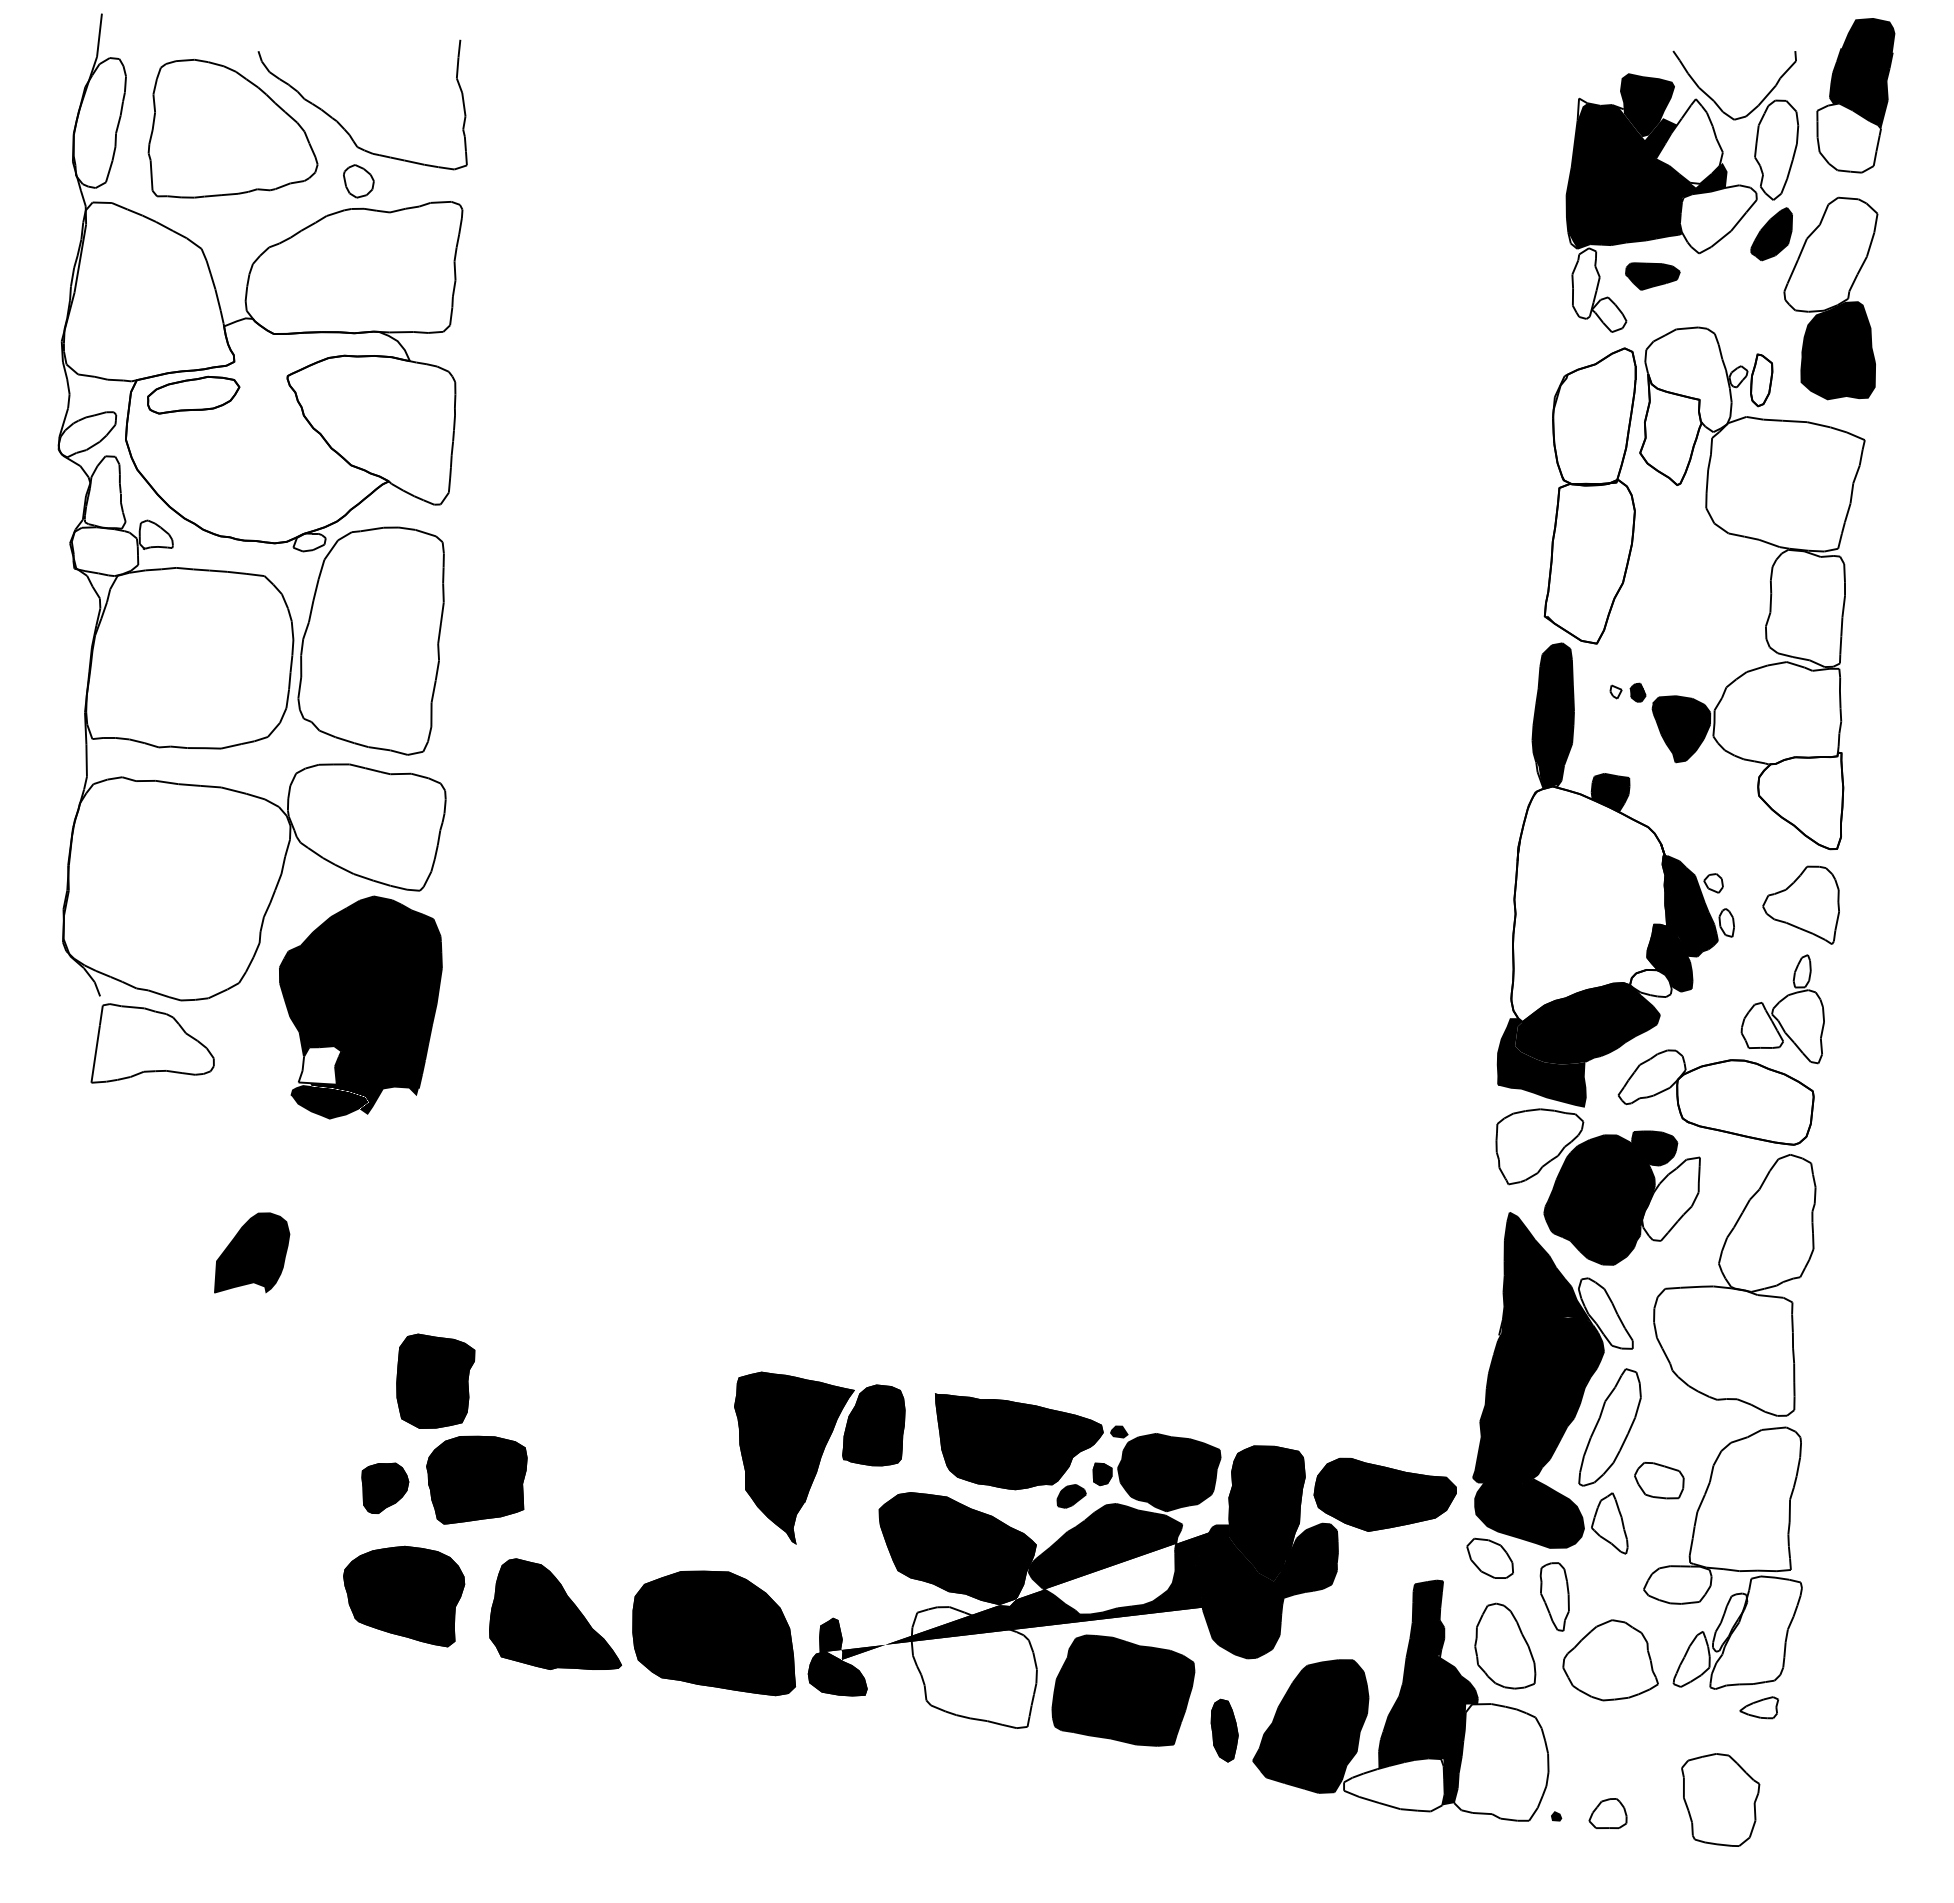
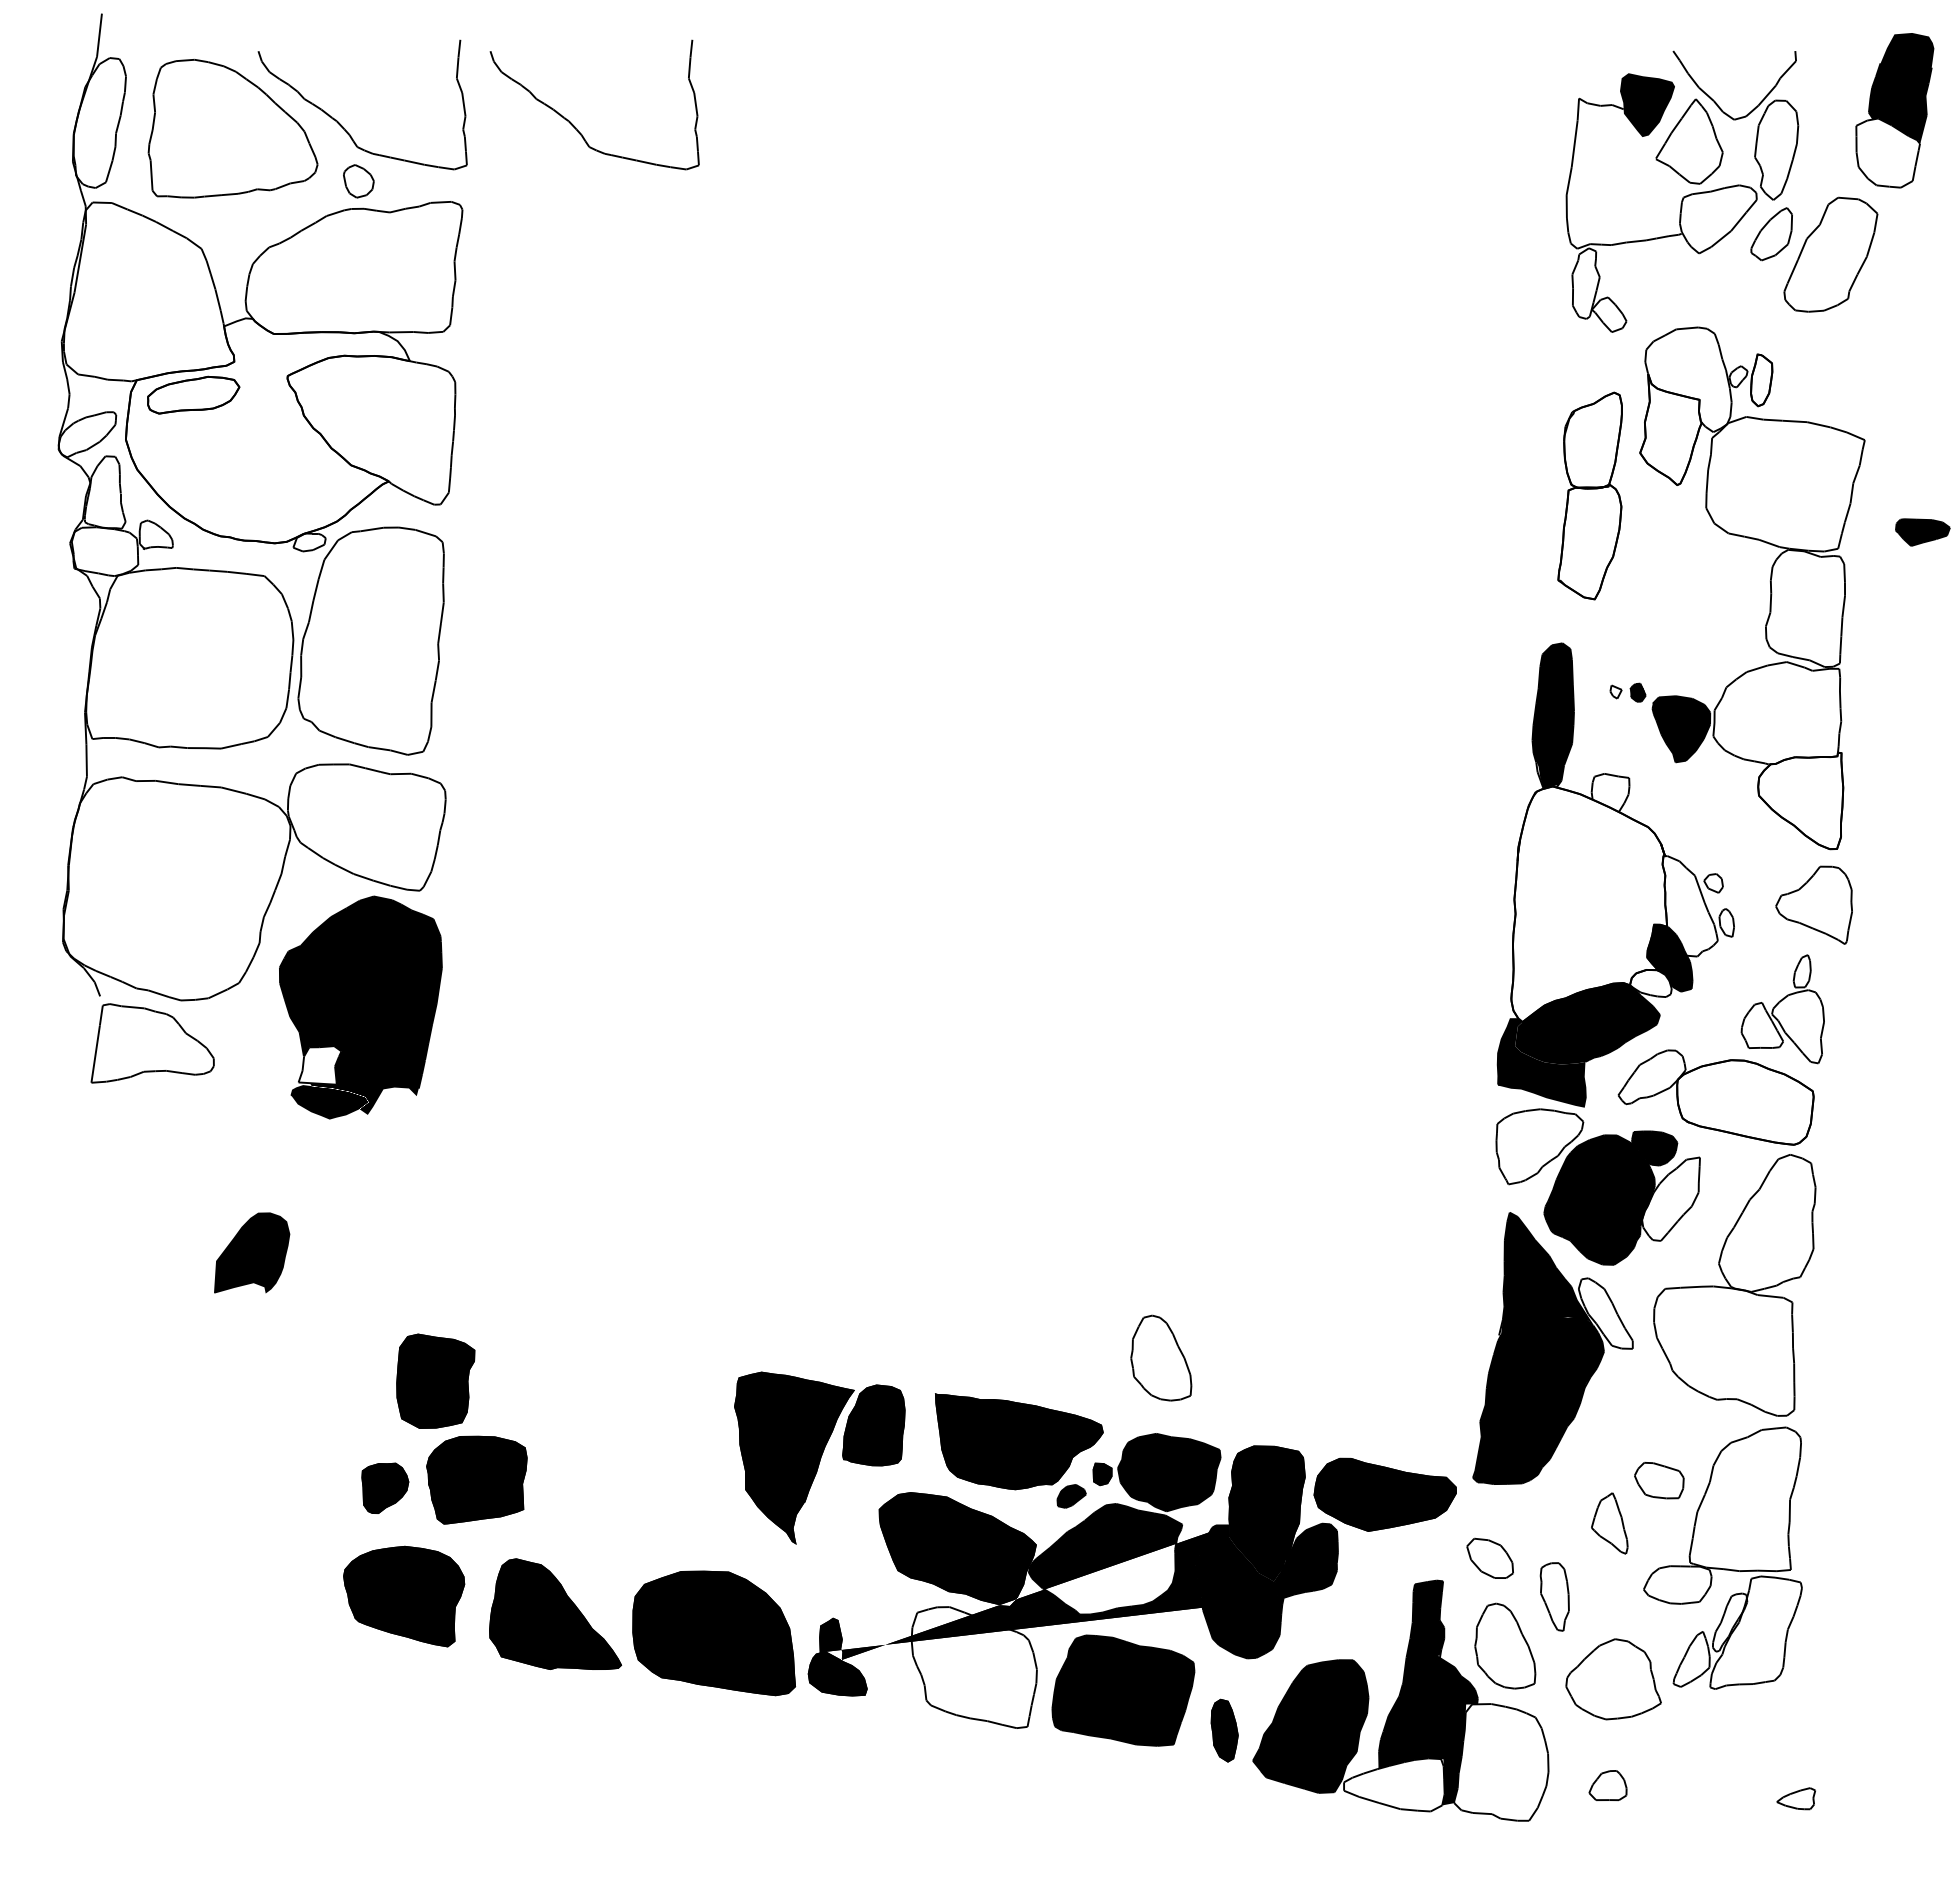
part position: (1855, 95) -> (1894, 110) (1894, 110)
part: none -> present (573, 124)
fill: present -> none (1646, 175)
fill: present -> none (1771, 233)
part position: (1652, 276) -> (1922, 532) (1922, 532)
fill: present -> none (1838, 350)
part size: 94x298 px -> 66x210 px (1589, 495)
fill: present -> none (1610, 792)
part position: (1800, 904) -> (1813, 904) (1813, 904)
fill: present -> none (1689, 906)
part: none -> present (1161, 1357)
part: present -> none (1609, 1427)
fill: present -> none (1118, 1431)
fill: present -> none (1529, 1513)
part position: (1610, 1660) -> (1613, 1679) (1613, 1679)
part position: (1758, 1707) -> (1795, 1798) (1795, 1798)
part: present -> none (1720, 1799)
part position: (1607, 1813) -> (1607, 1785) (1607, 1785)
fill: present -> none (1556, 1816)
